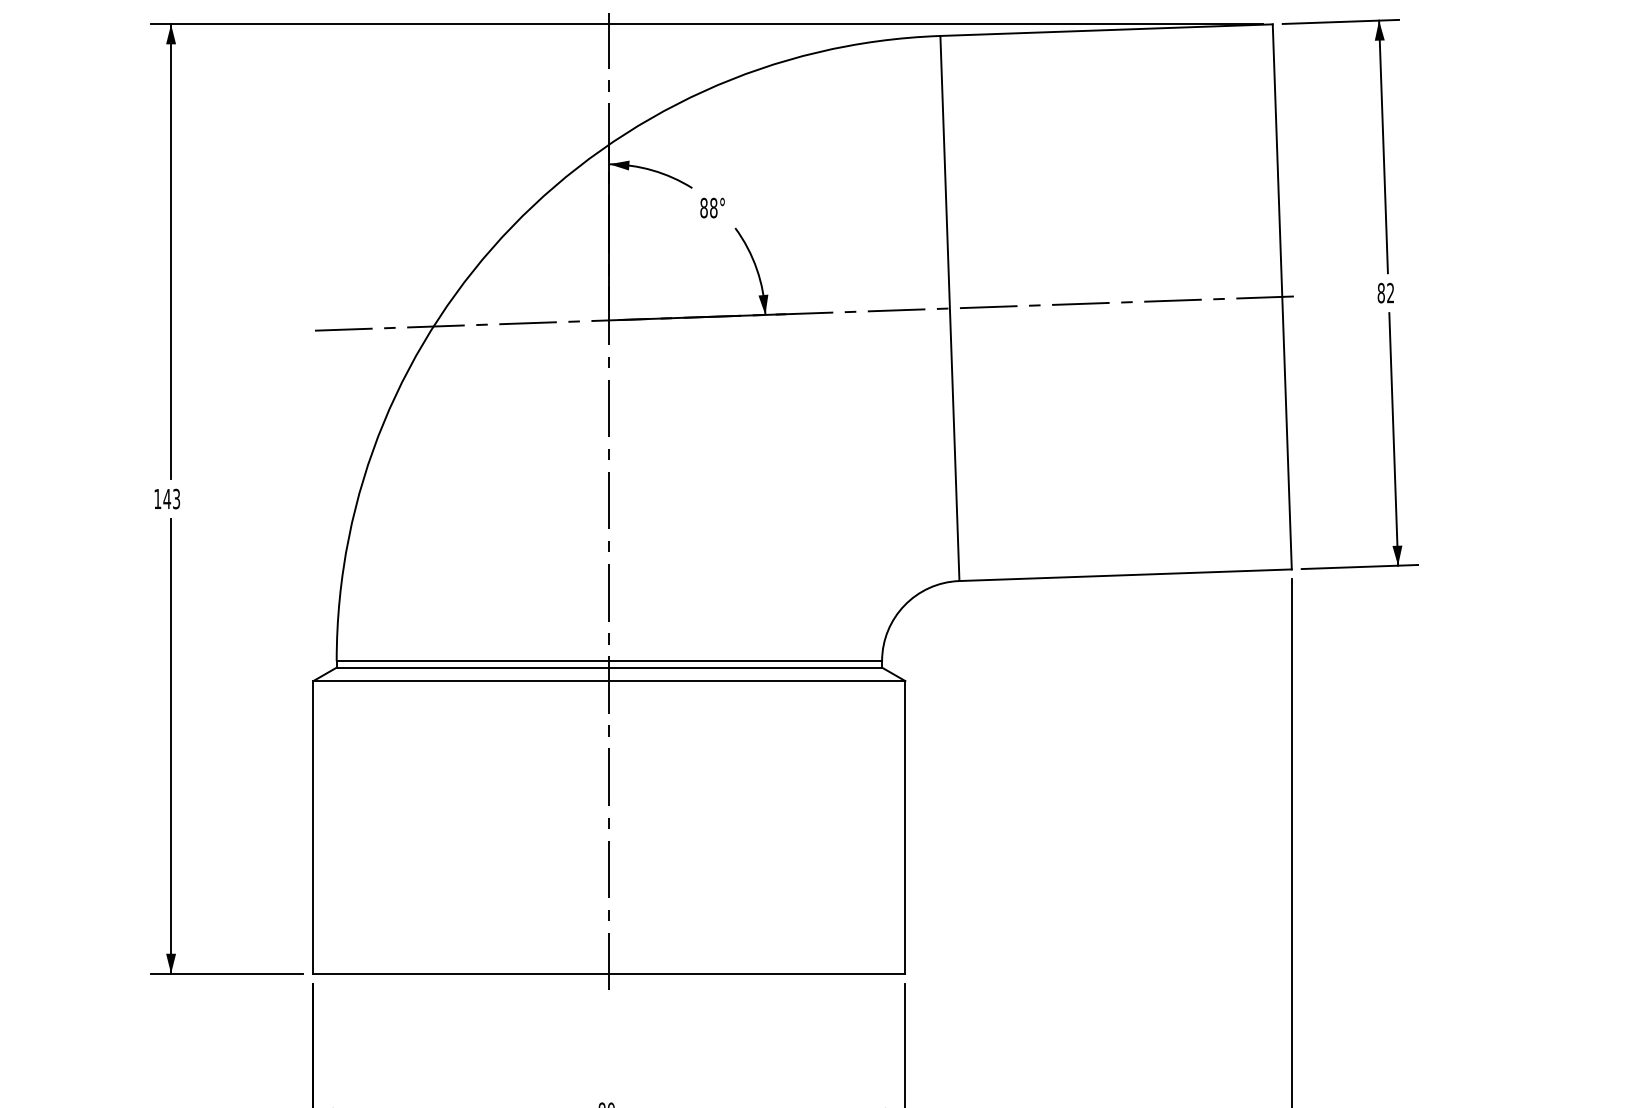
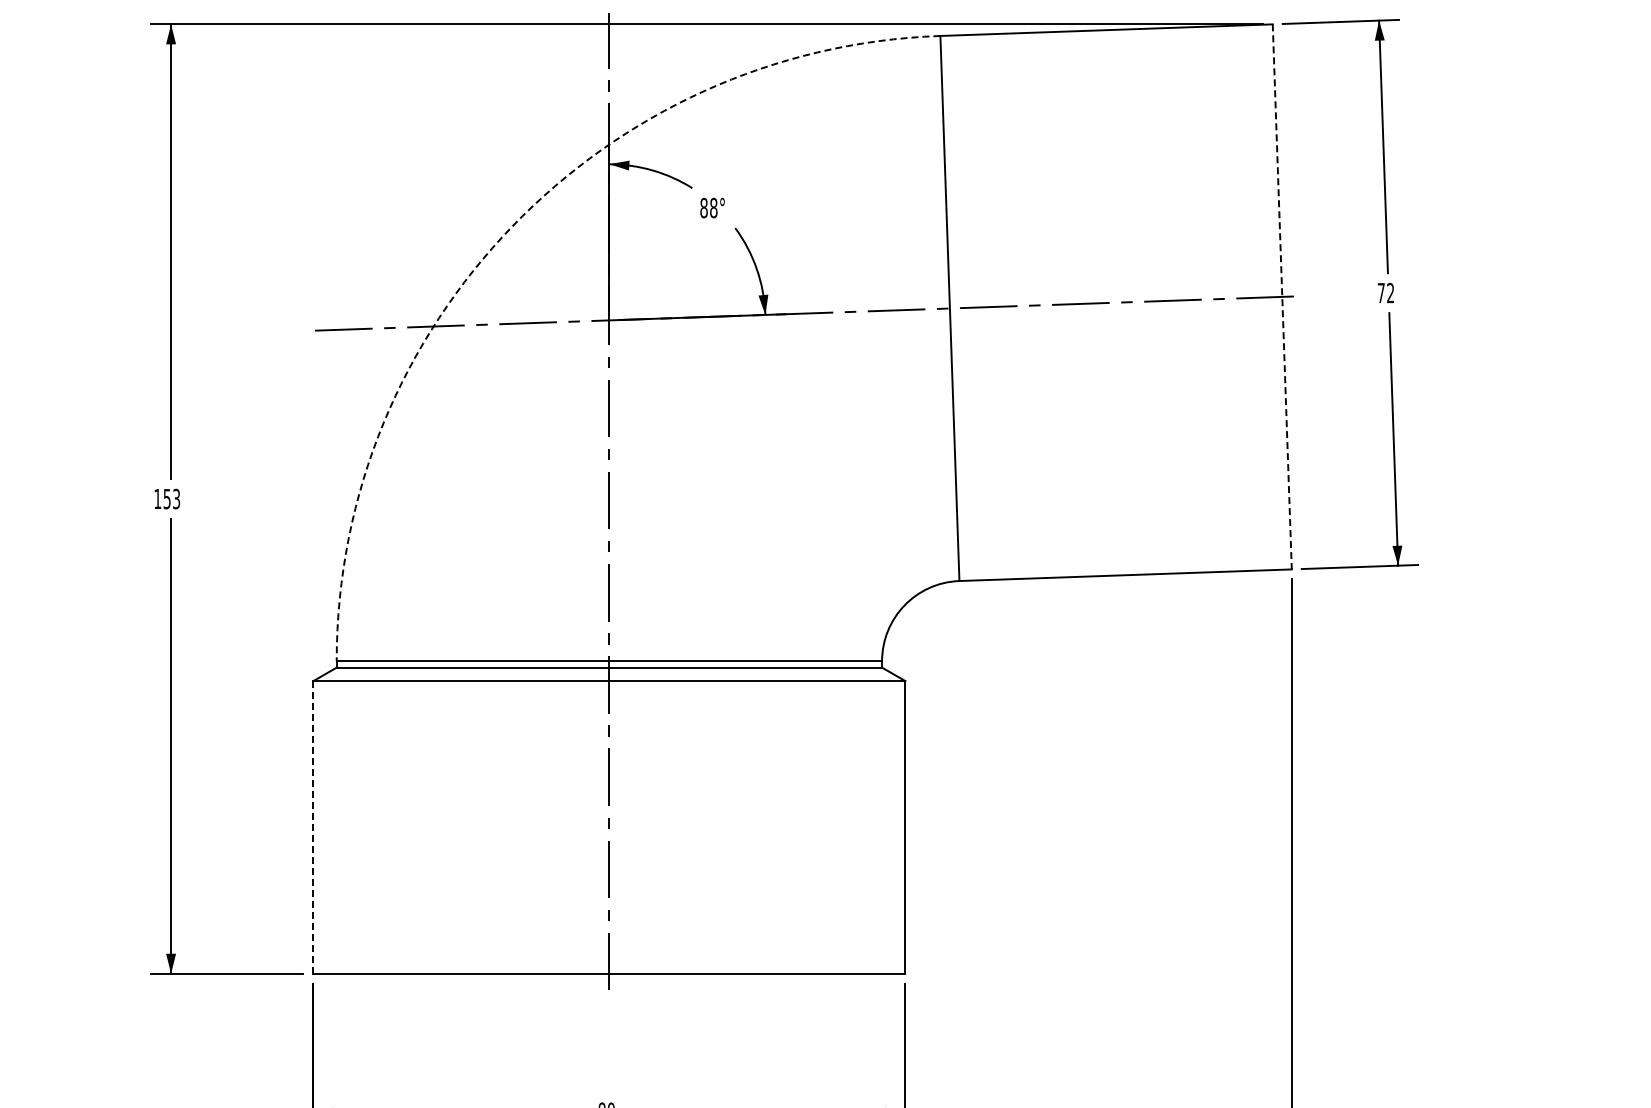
arc: solid -> dashed (512, 226)
text: 82 -> 72 (1380, 292)
line: solid -> dashed (1282, 296)
text: 143 -> 153 (167, 499)
line: solid -> dashed (313, 827)
